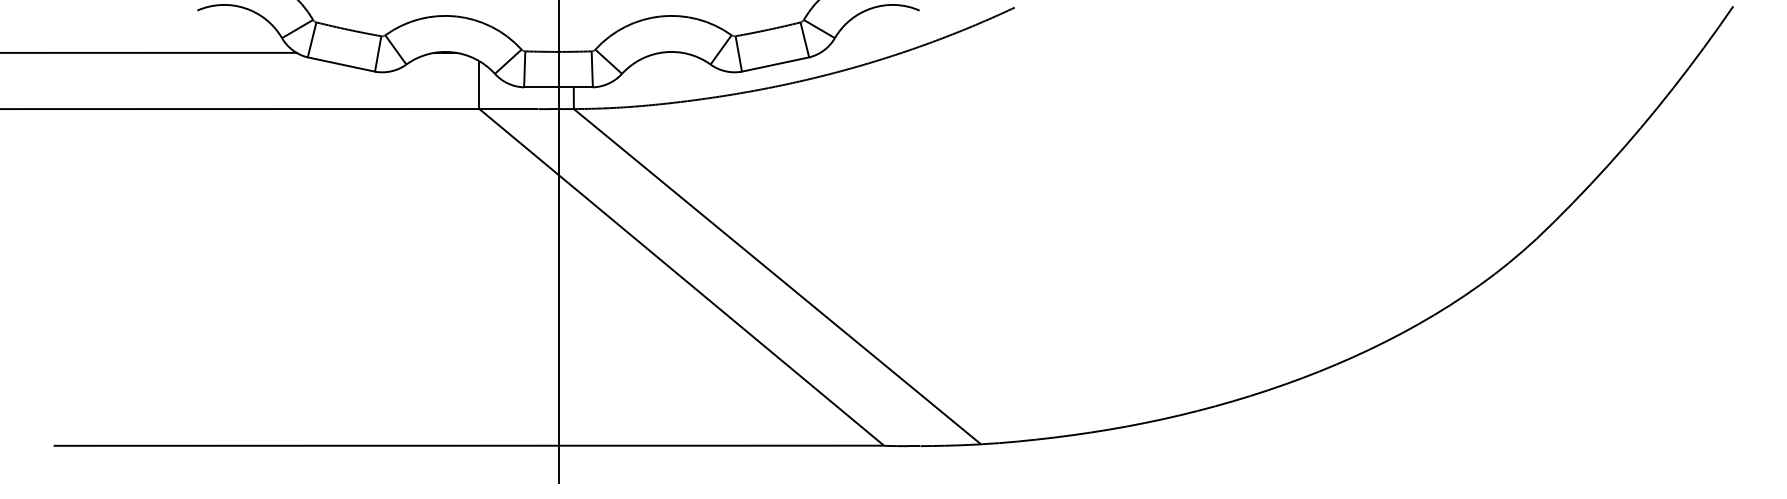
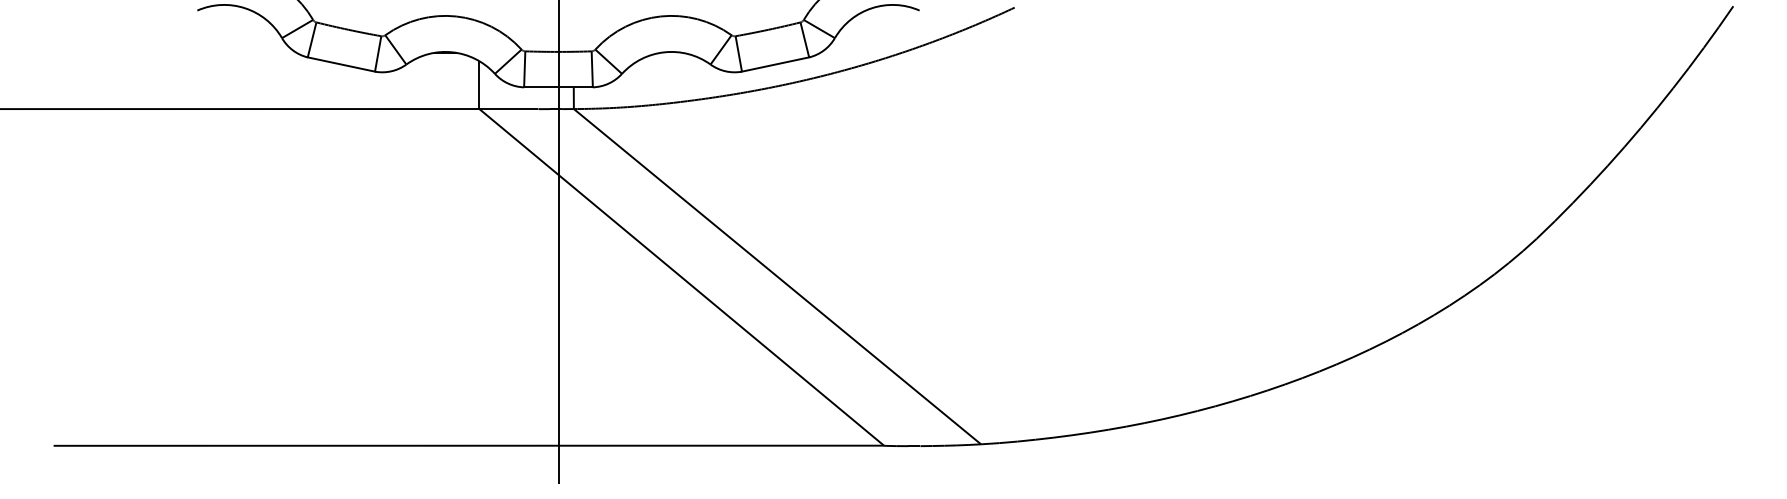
line: present -> none (149, 52)
